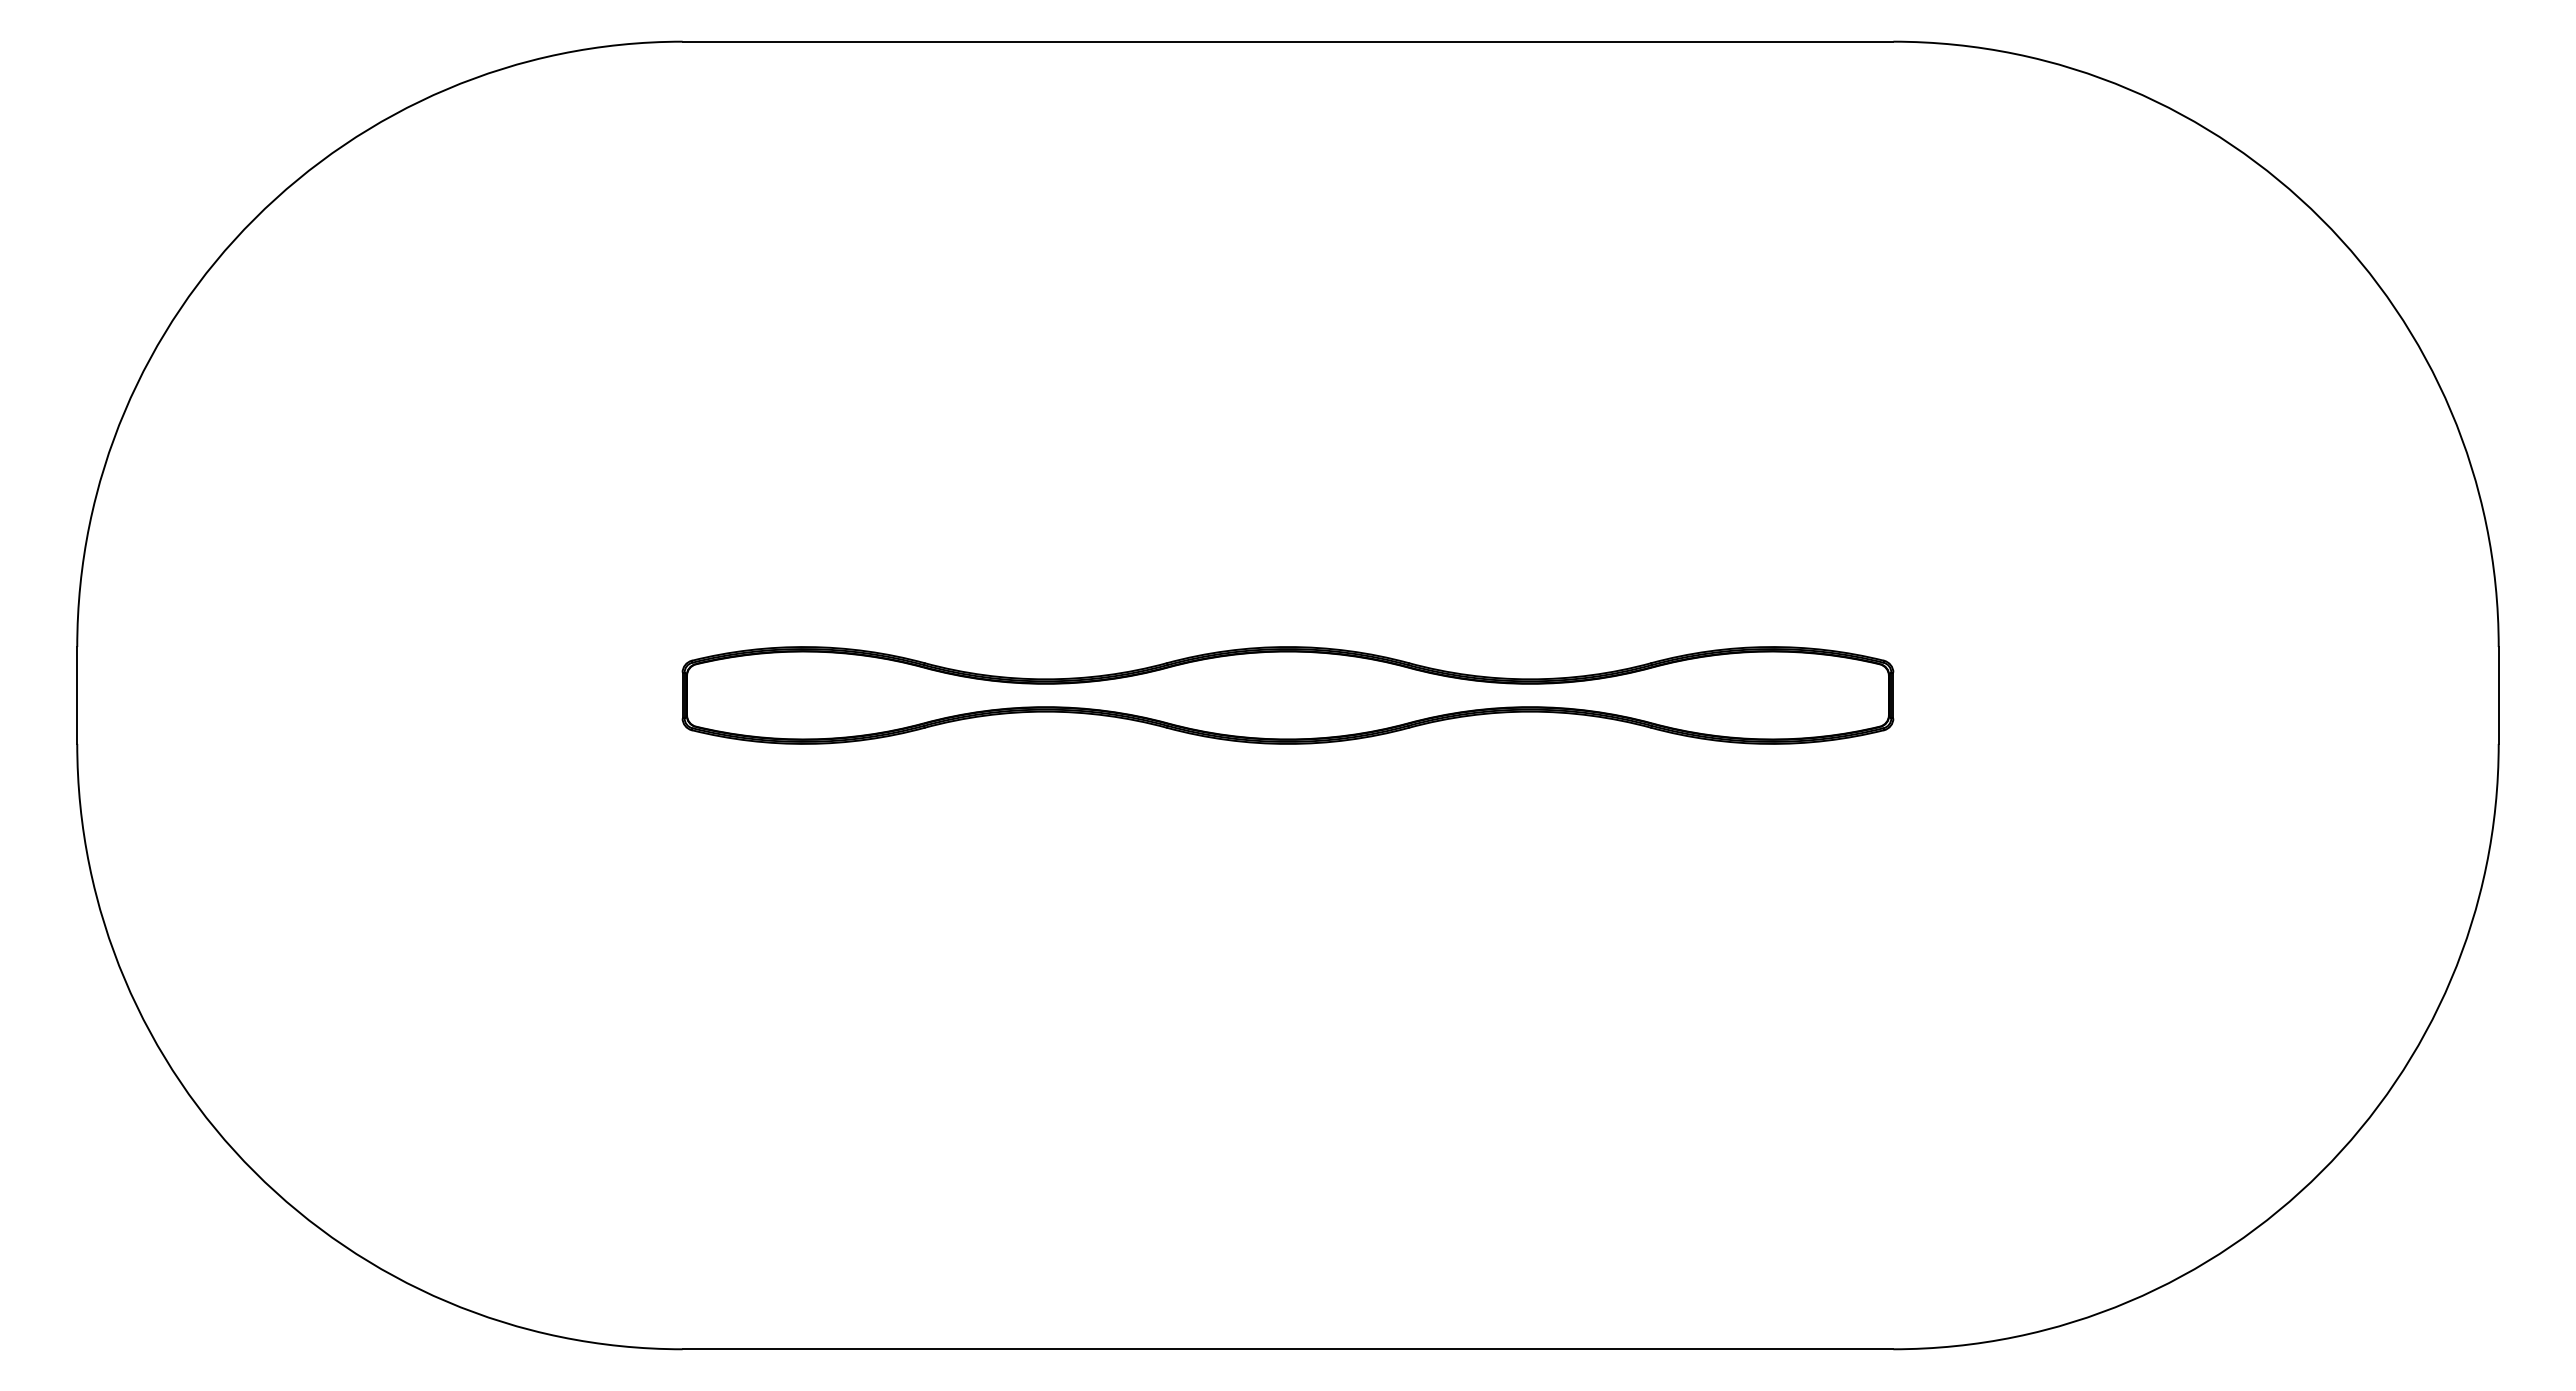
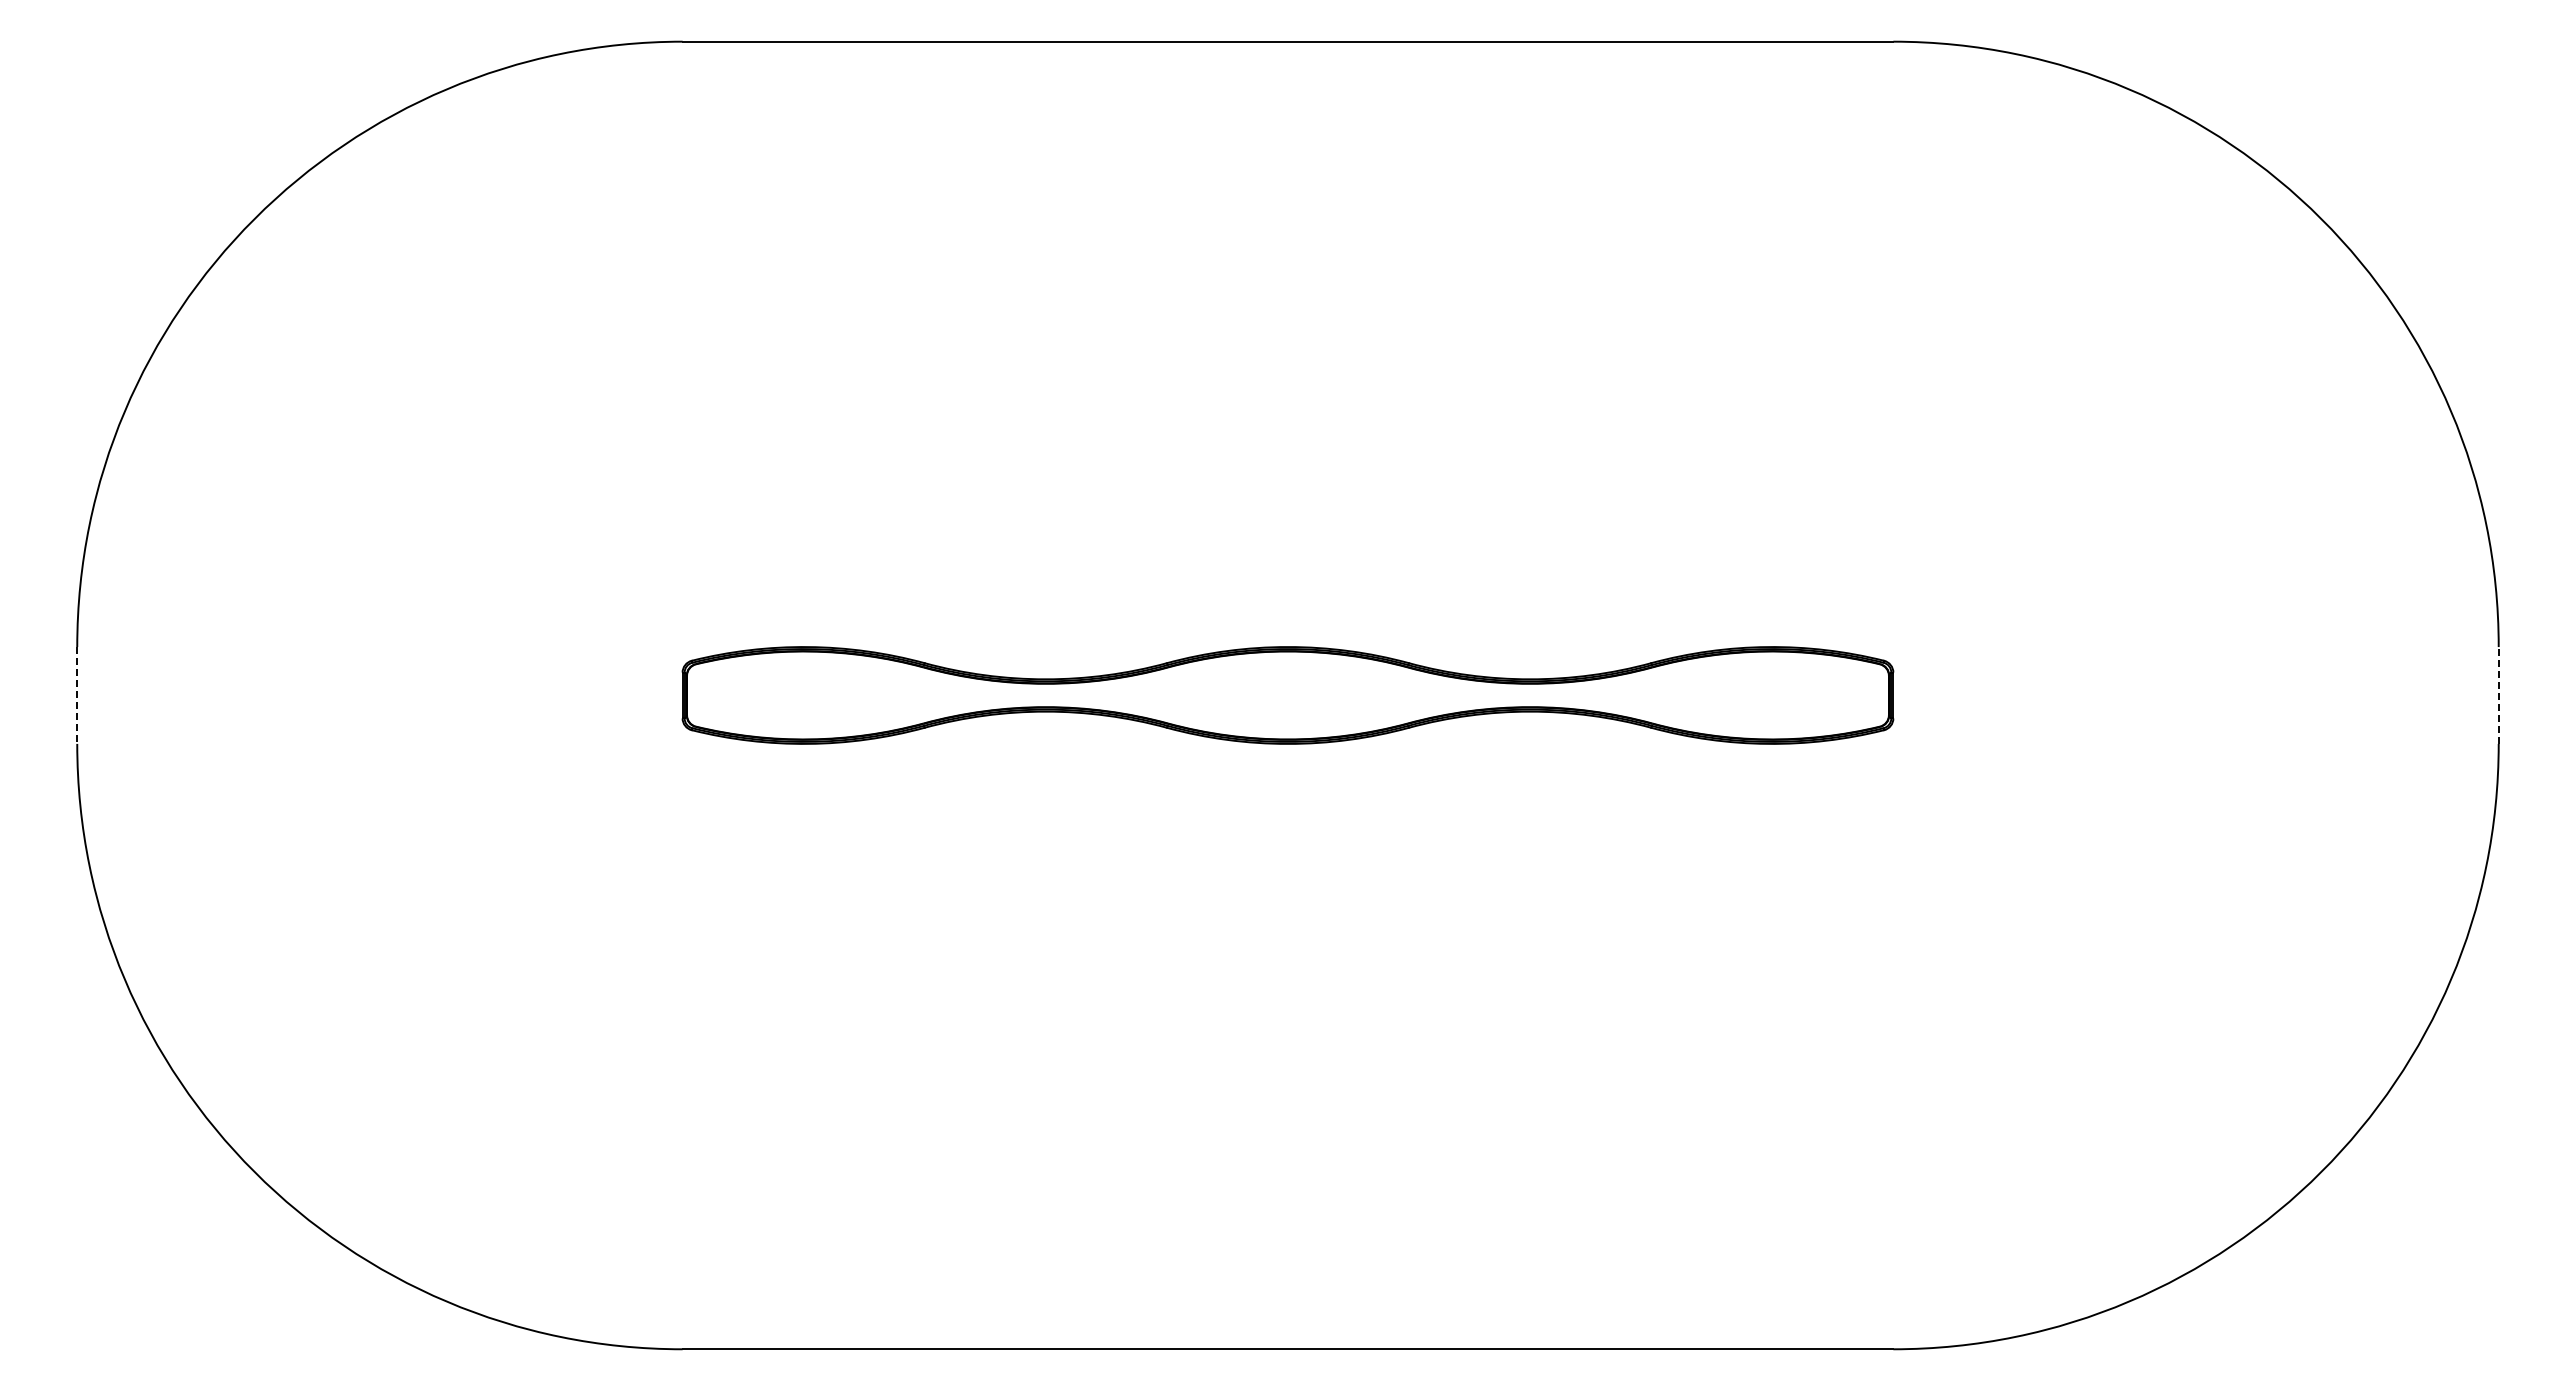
line: solid -> dashed (2498, 694)
line: solid -> dashed (77, 695)
